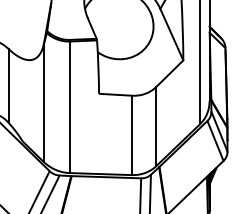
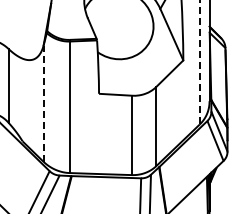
line: solid -> dashed (199, 62)
line: solid -> dashed (43, 103)
